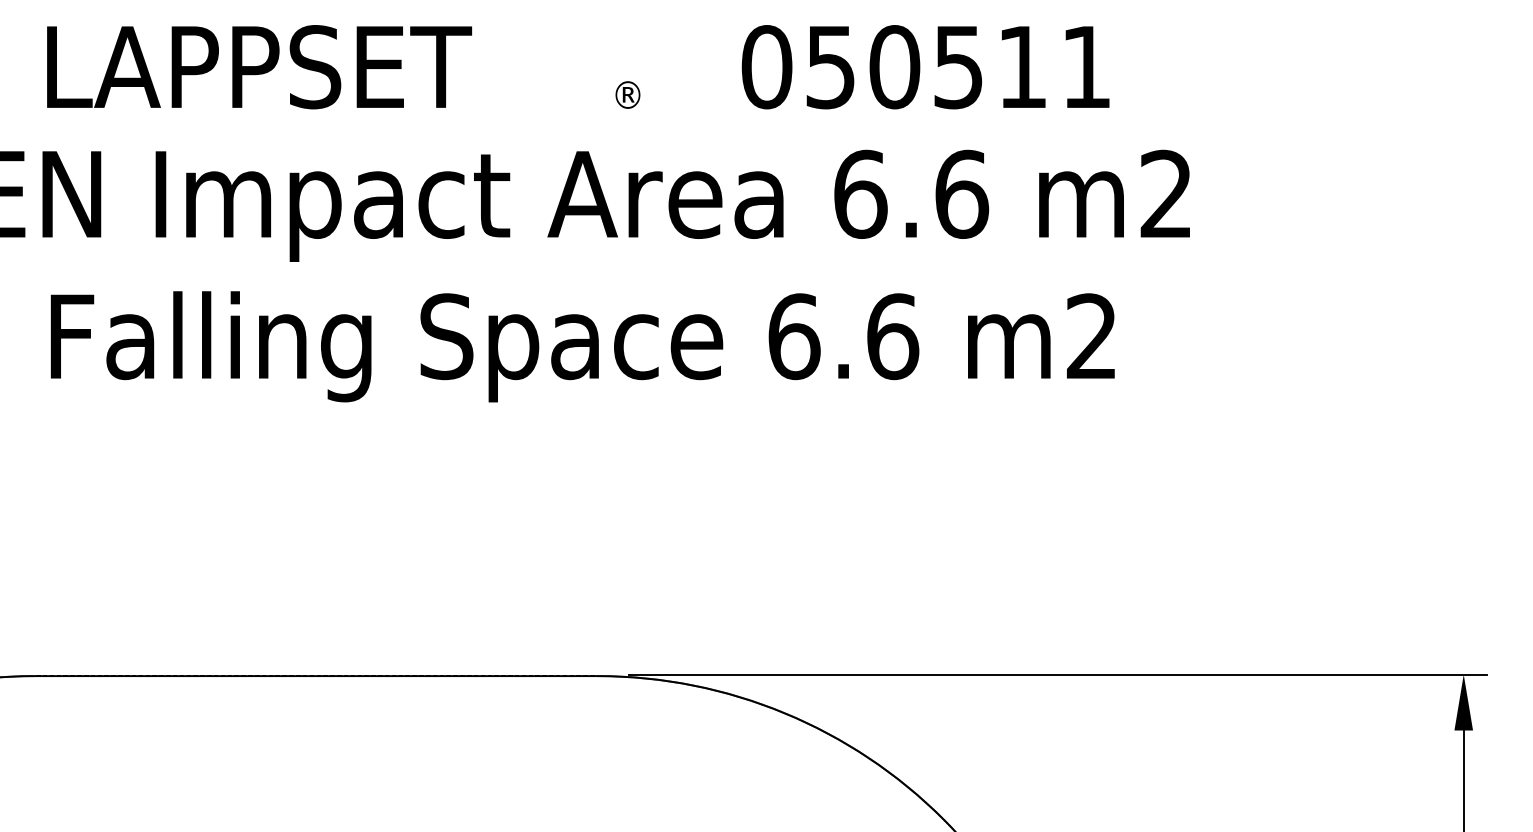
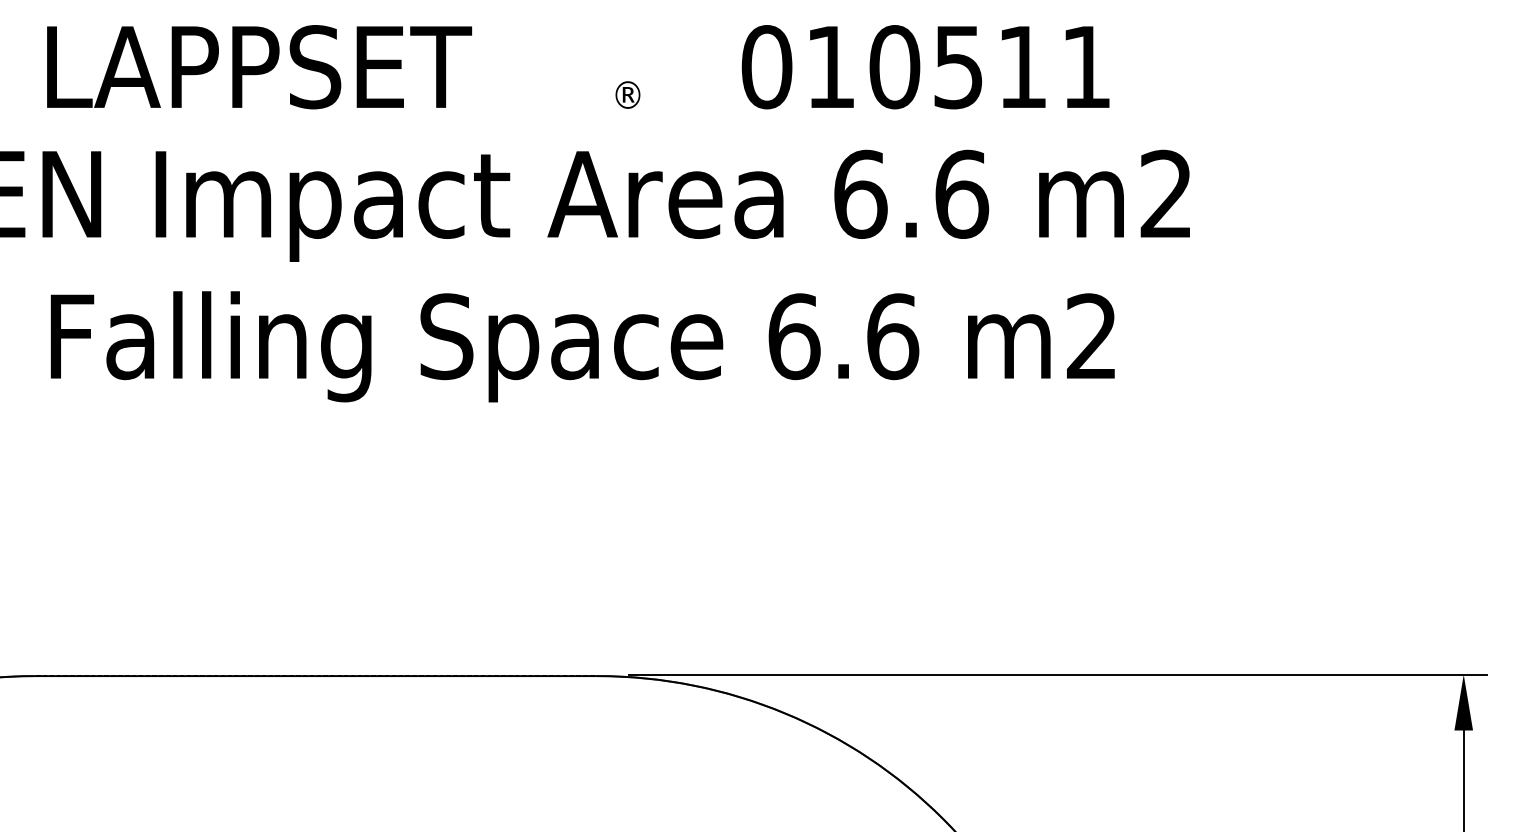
text: 050511 -> 010511 (830, 67)
